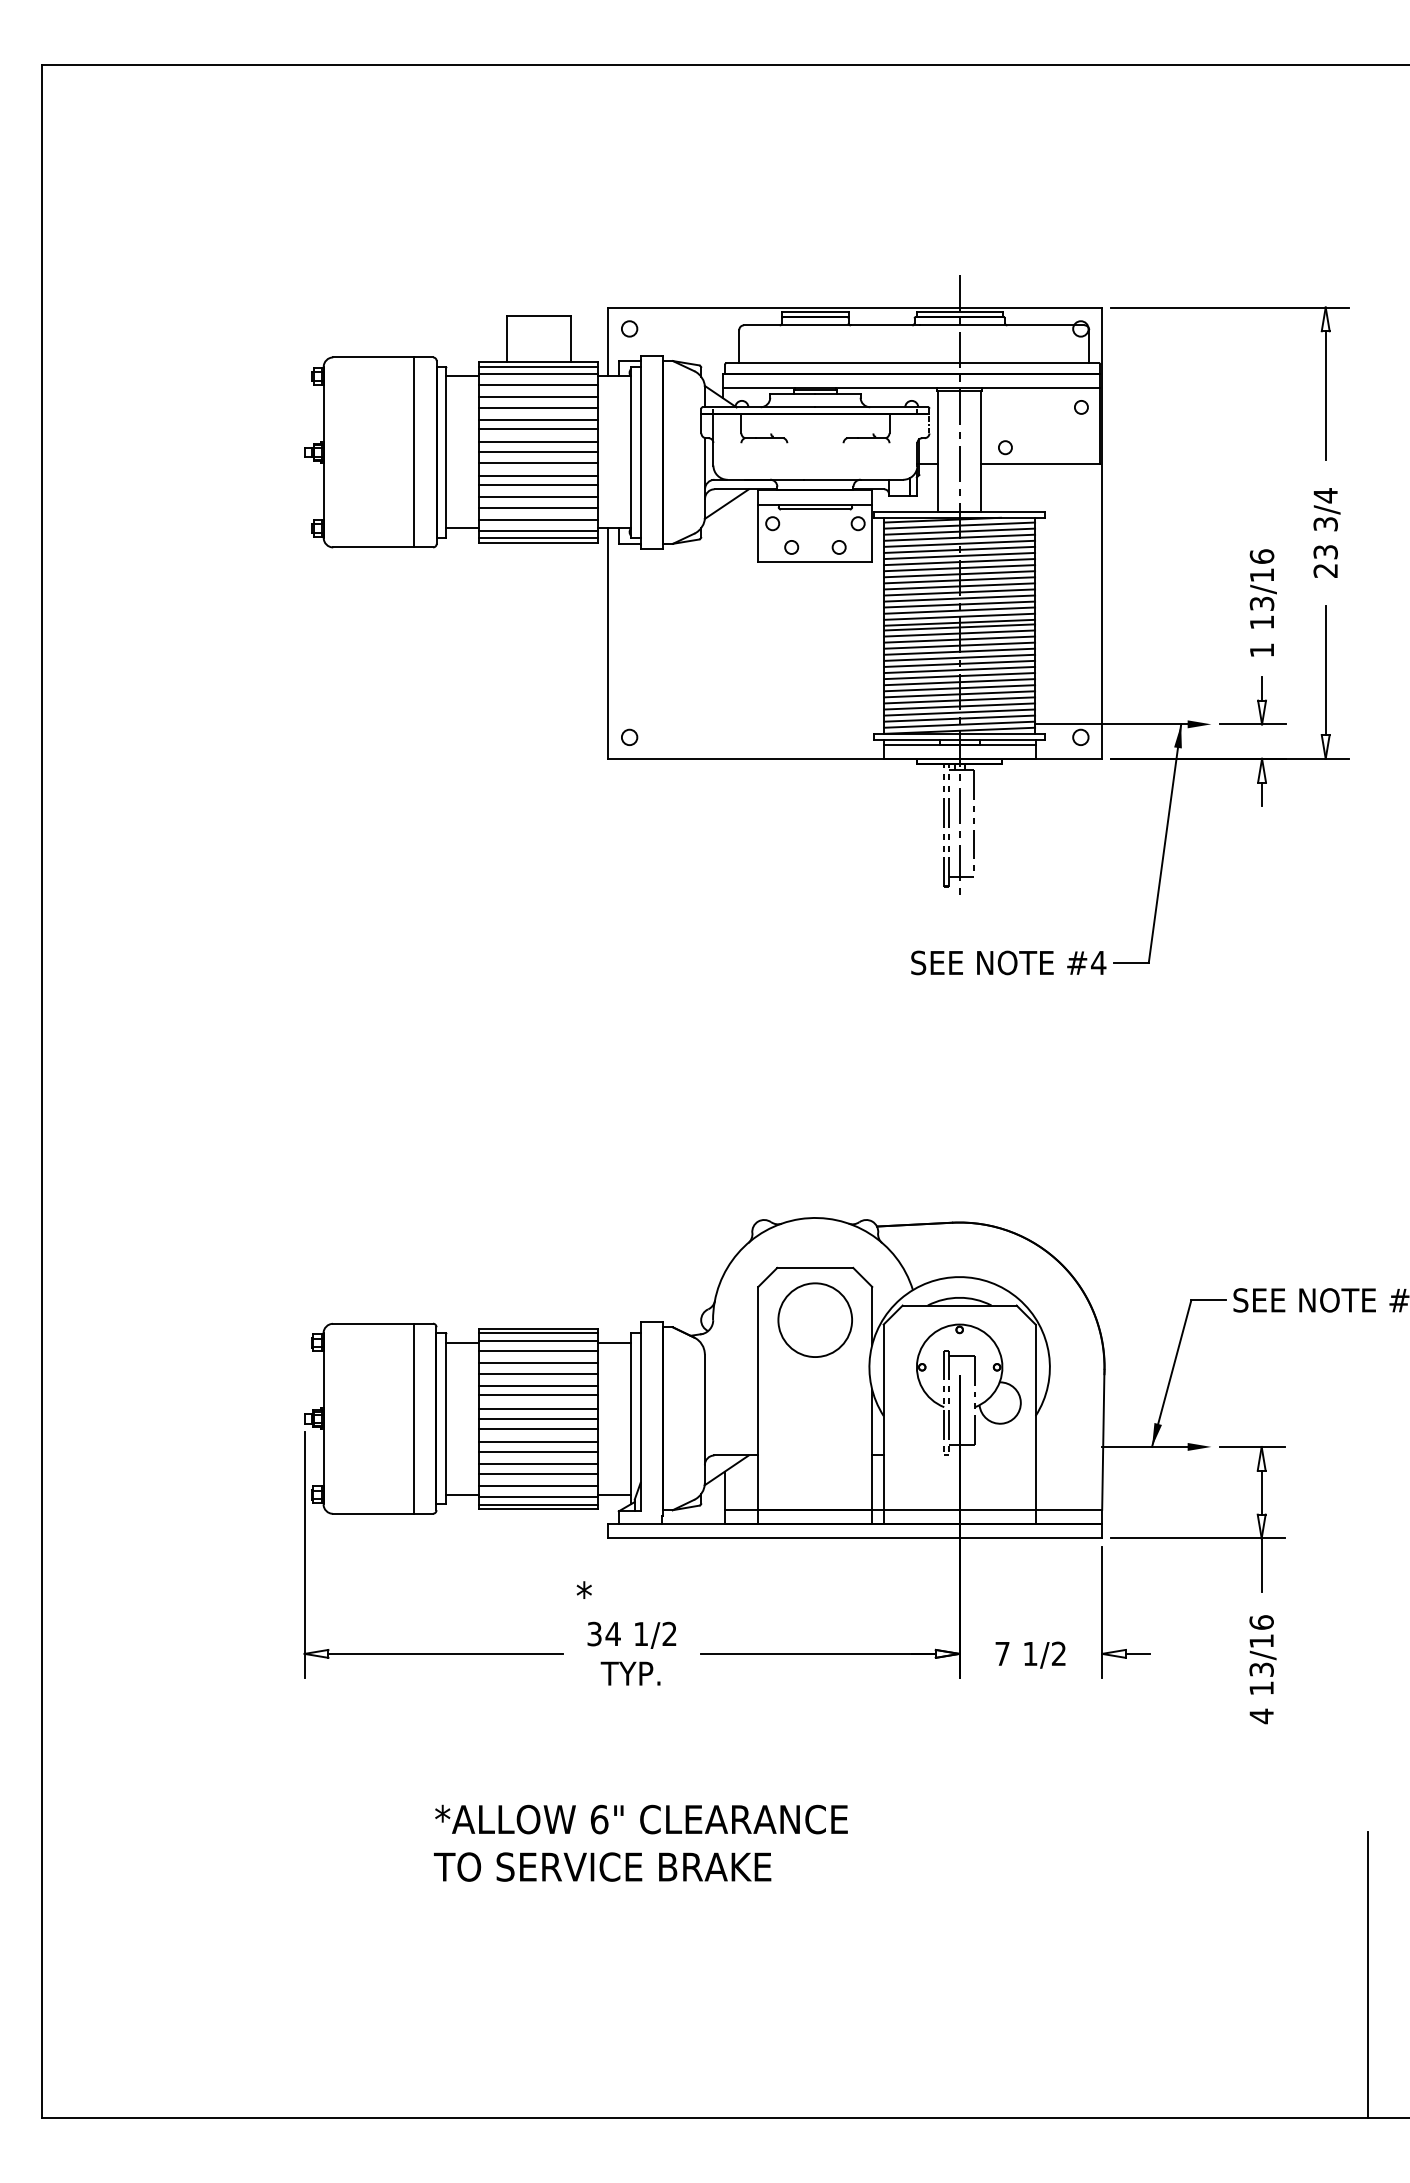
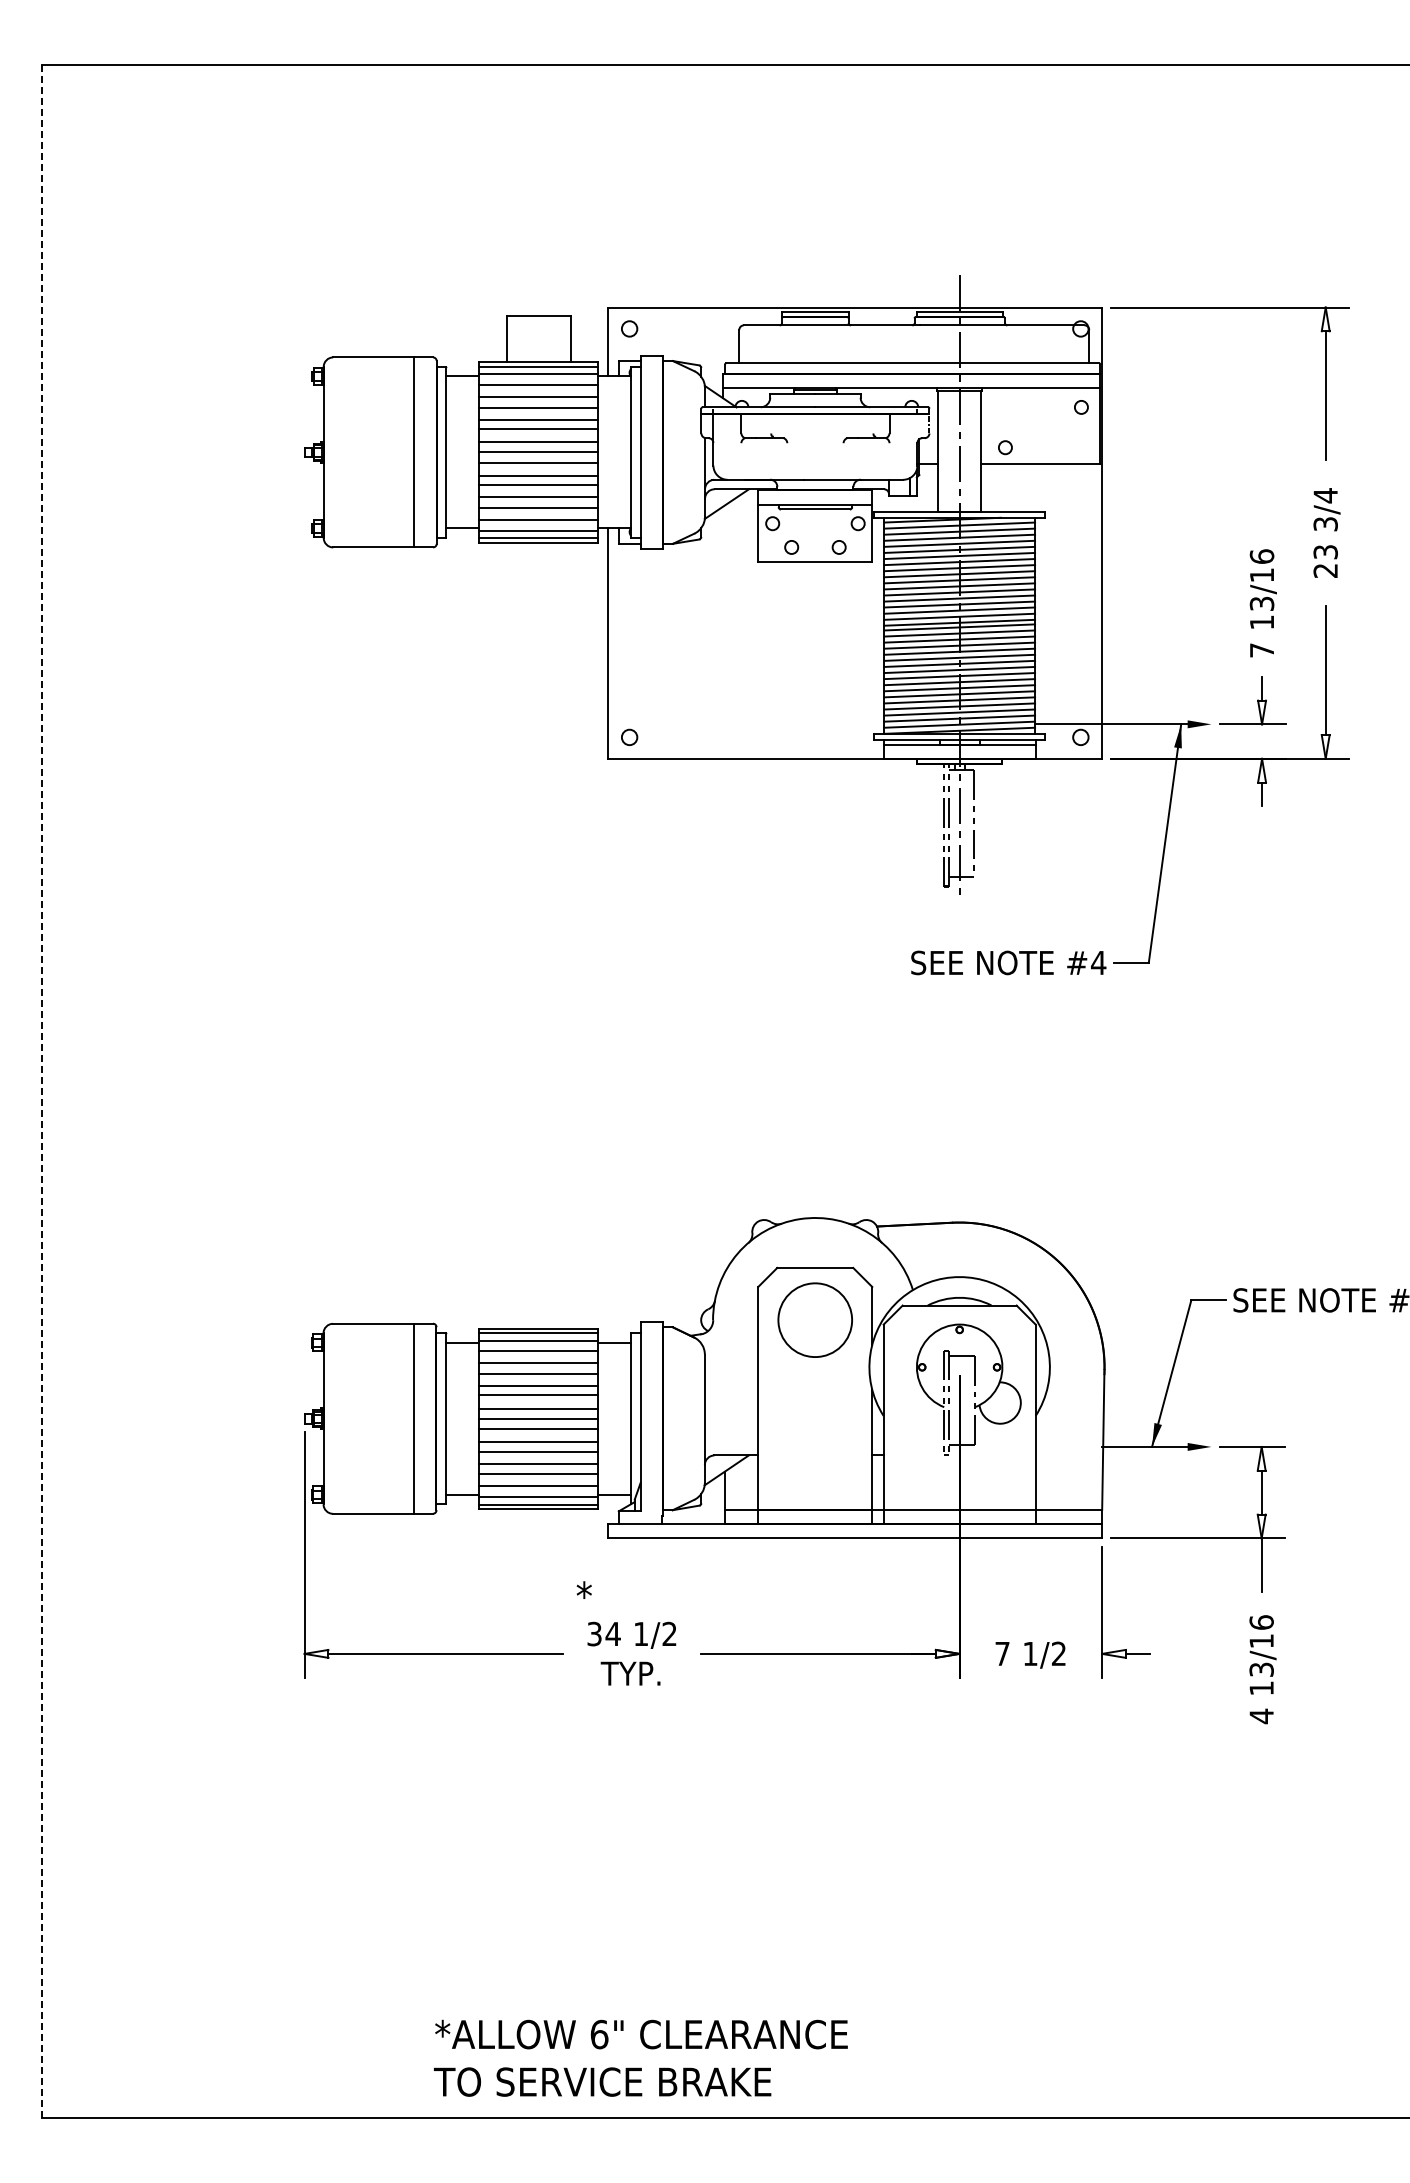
text: 1 -> 7 (1261, 650)
line: solid -> dashed (42, 1091)
text position: (640, 1842) -> (640, 2057) (640, 2057)
line: present -> none (1367, 1974)
